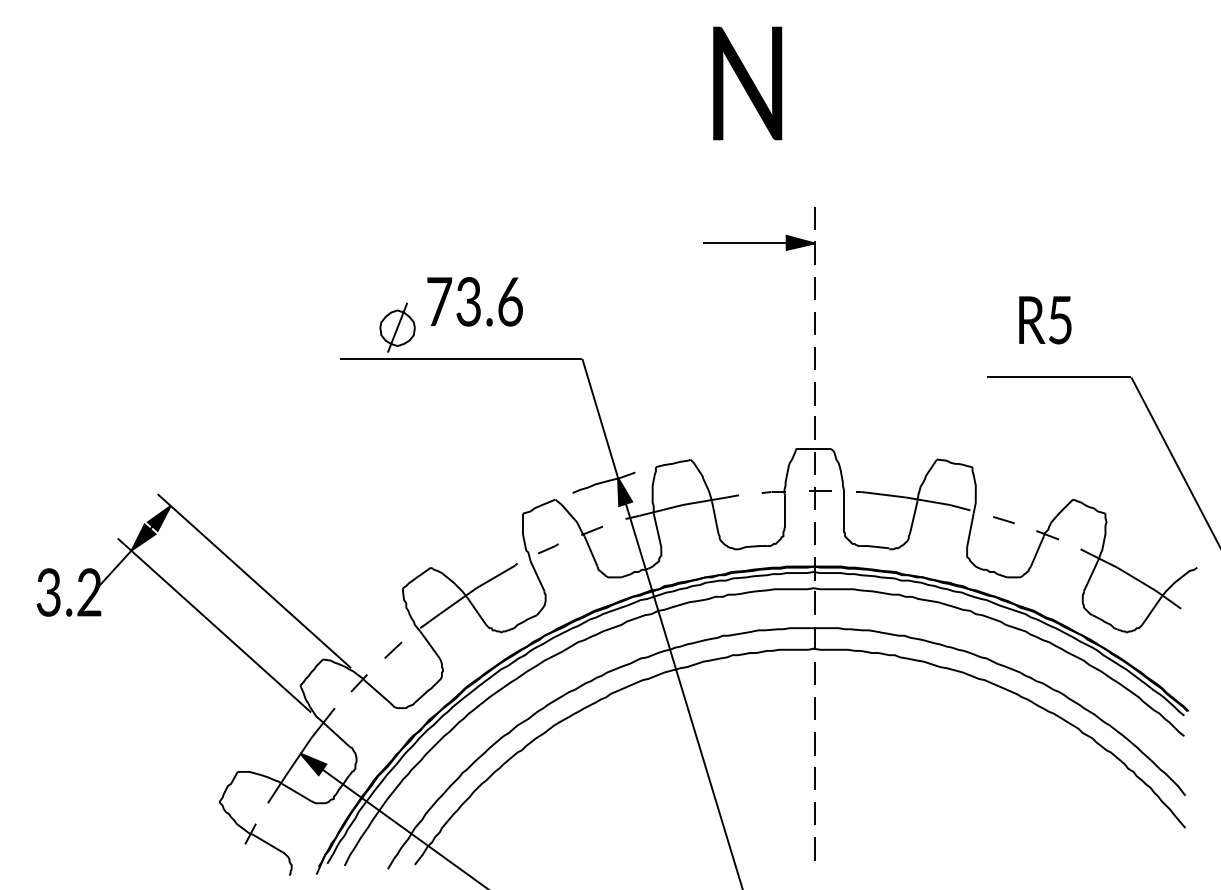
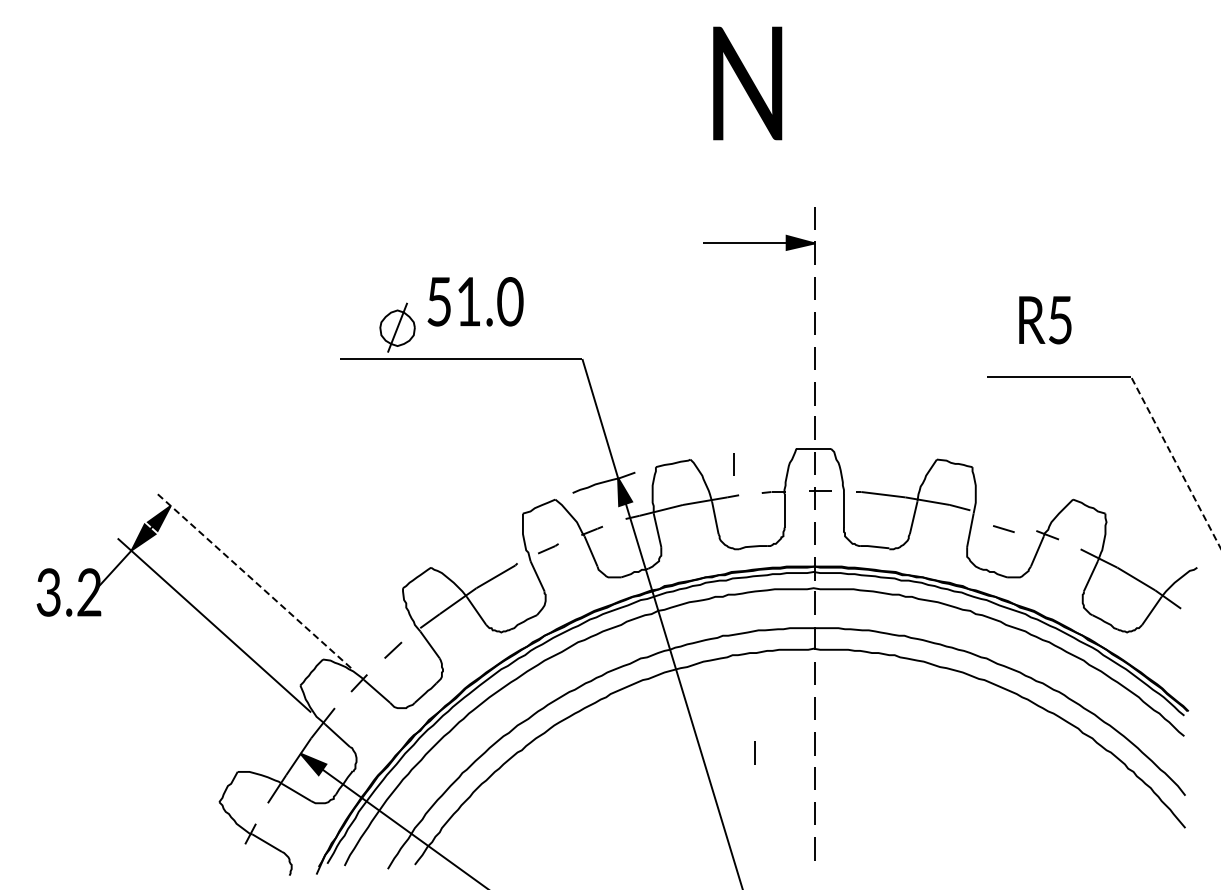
text: 73.6 -> 51.0 (475, 301)
line: solid -> dashed (1175, 462)
line: none -> present (733, 464)
line position: (1003, 519) -> (1003, 528) (1003, 528)
line: solid -> dashed (254, 580)
line: none -> present (754, 752)
